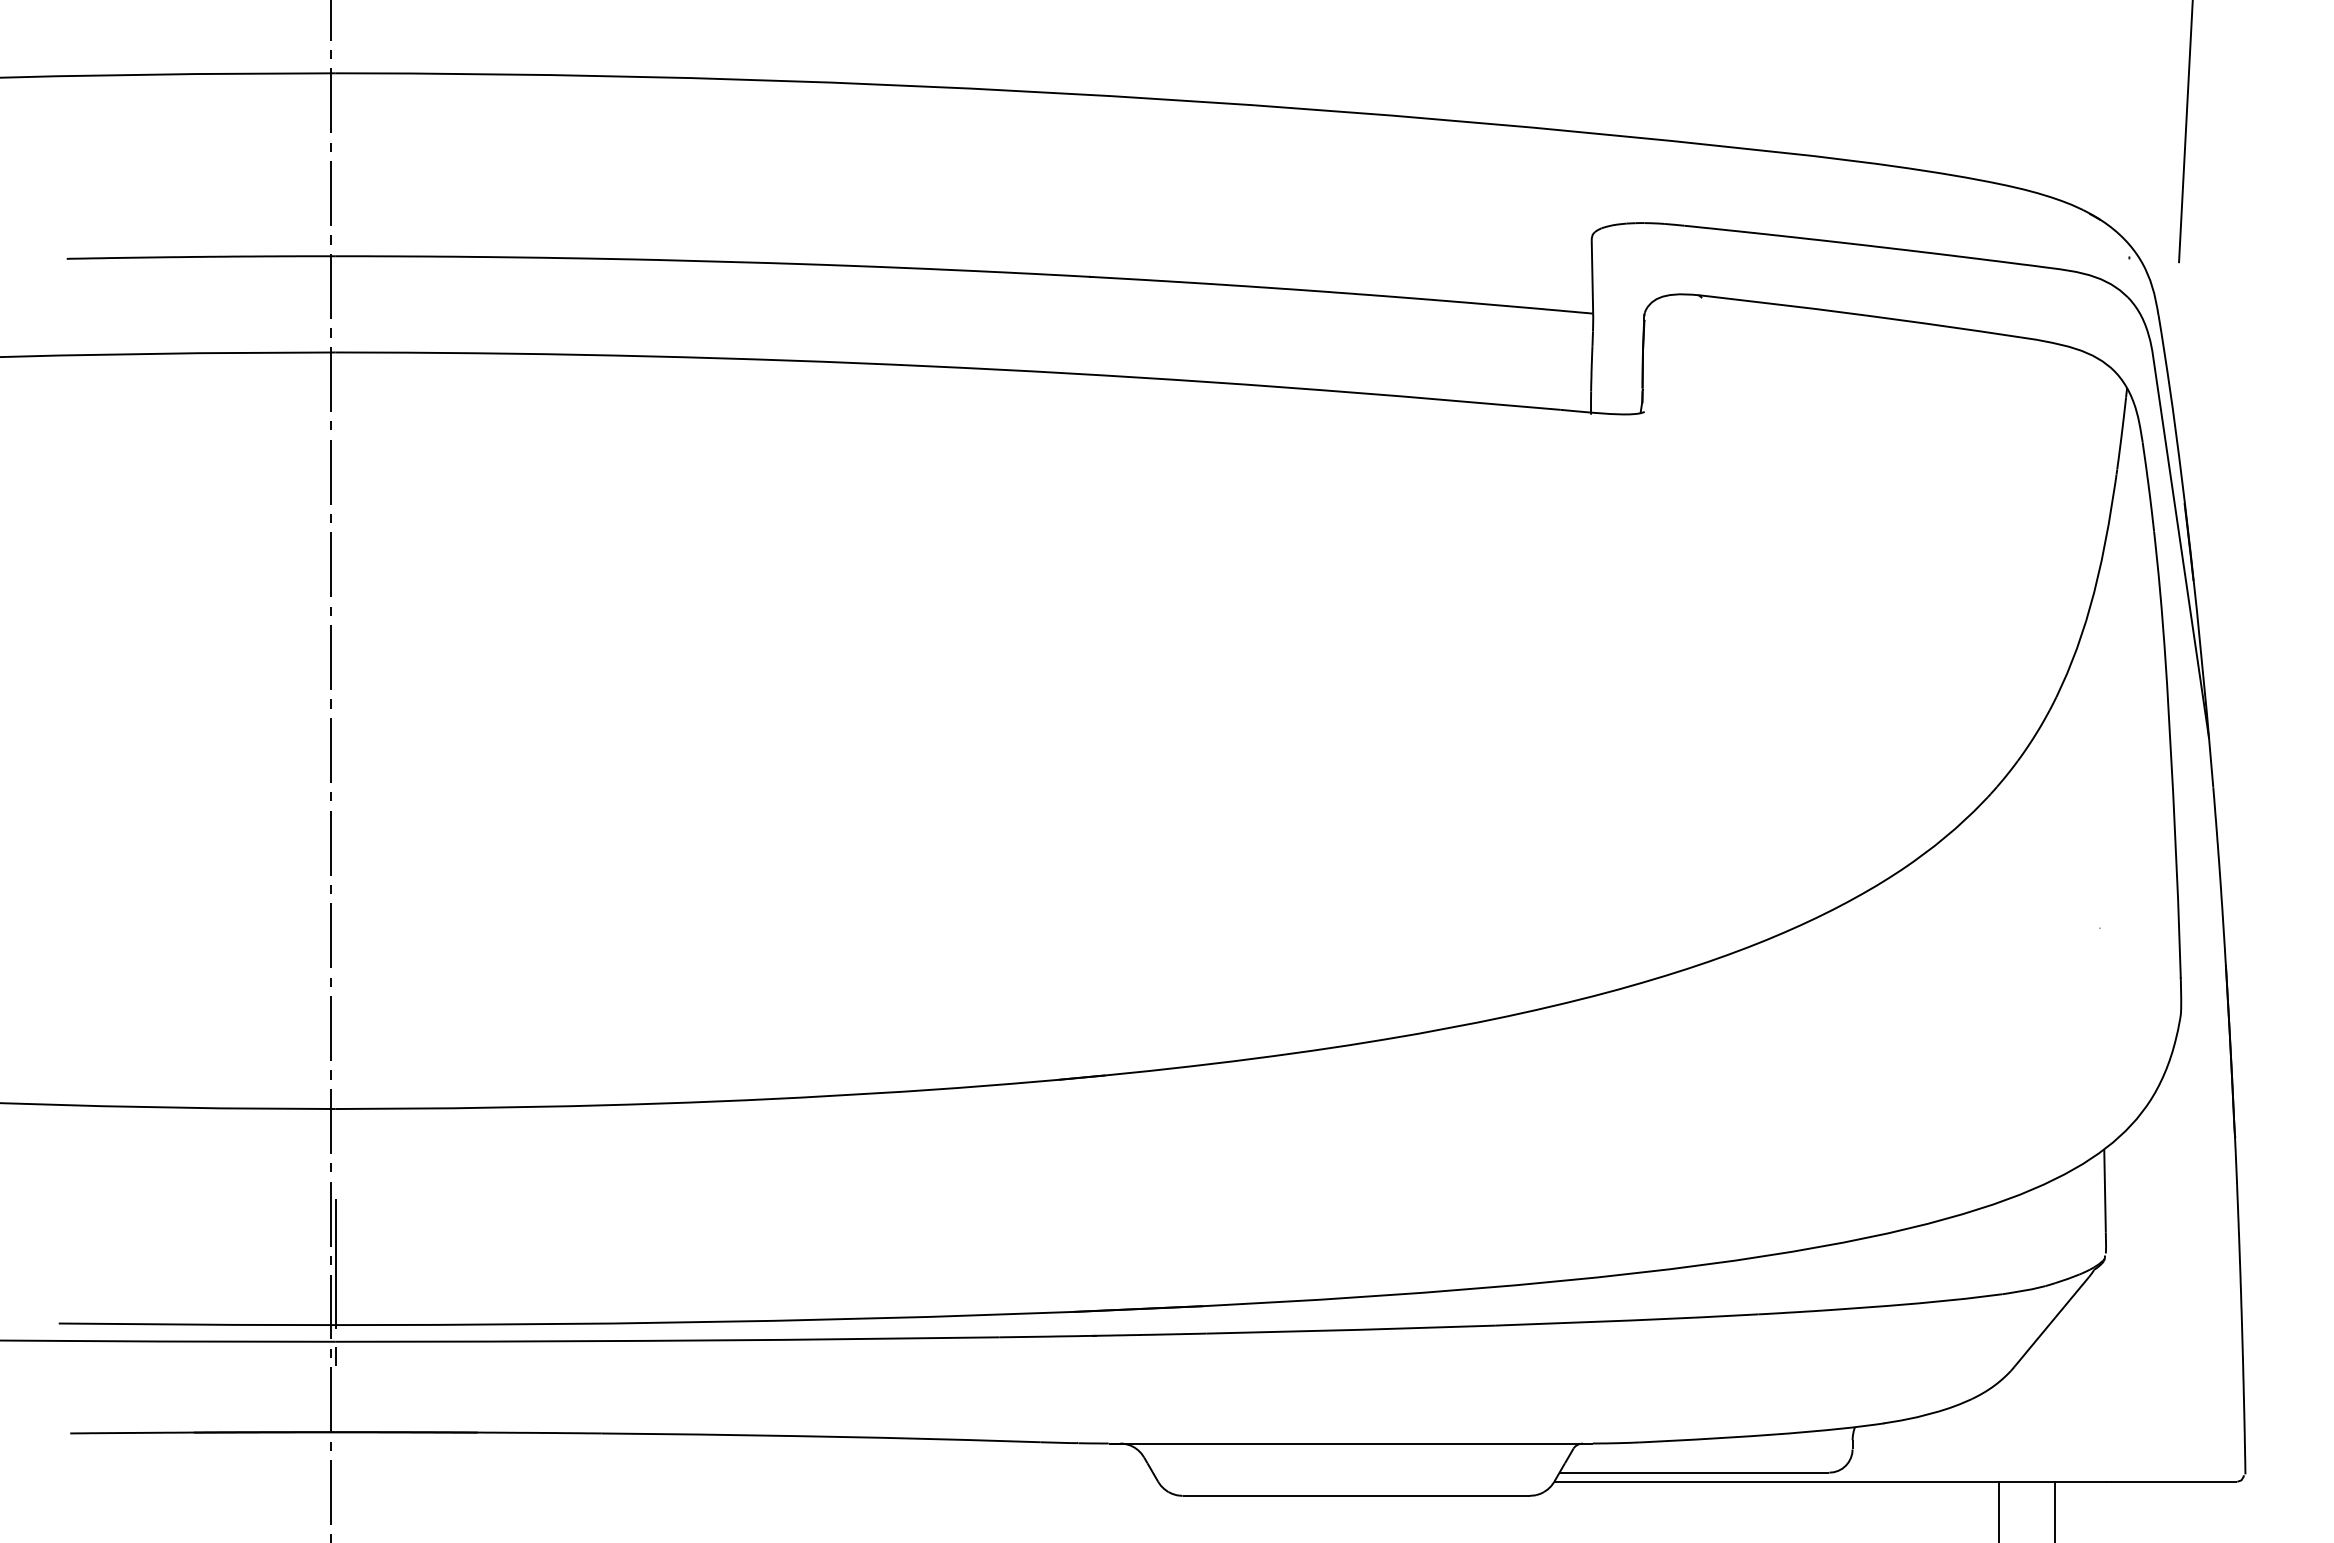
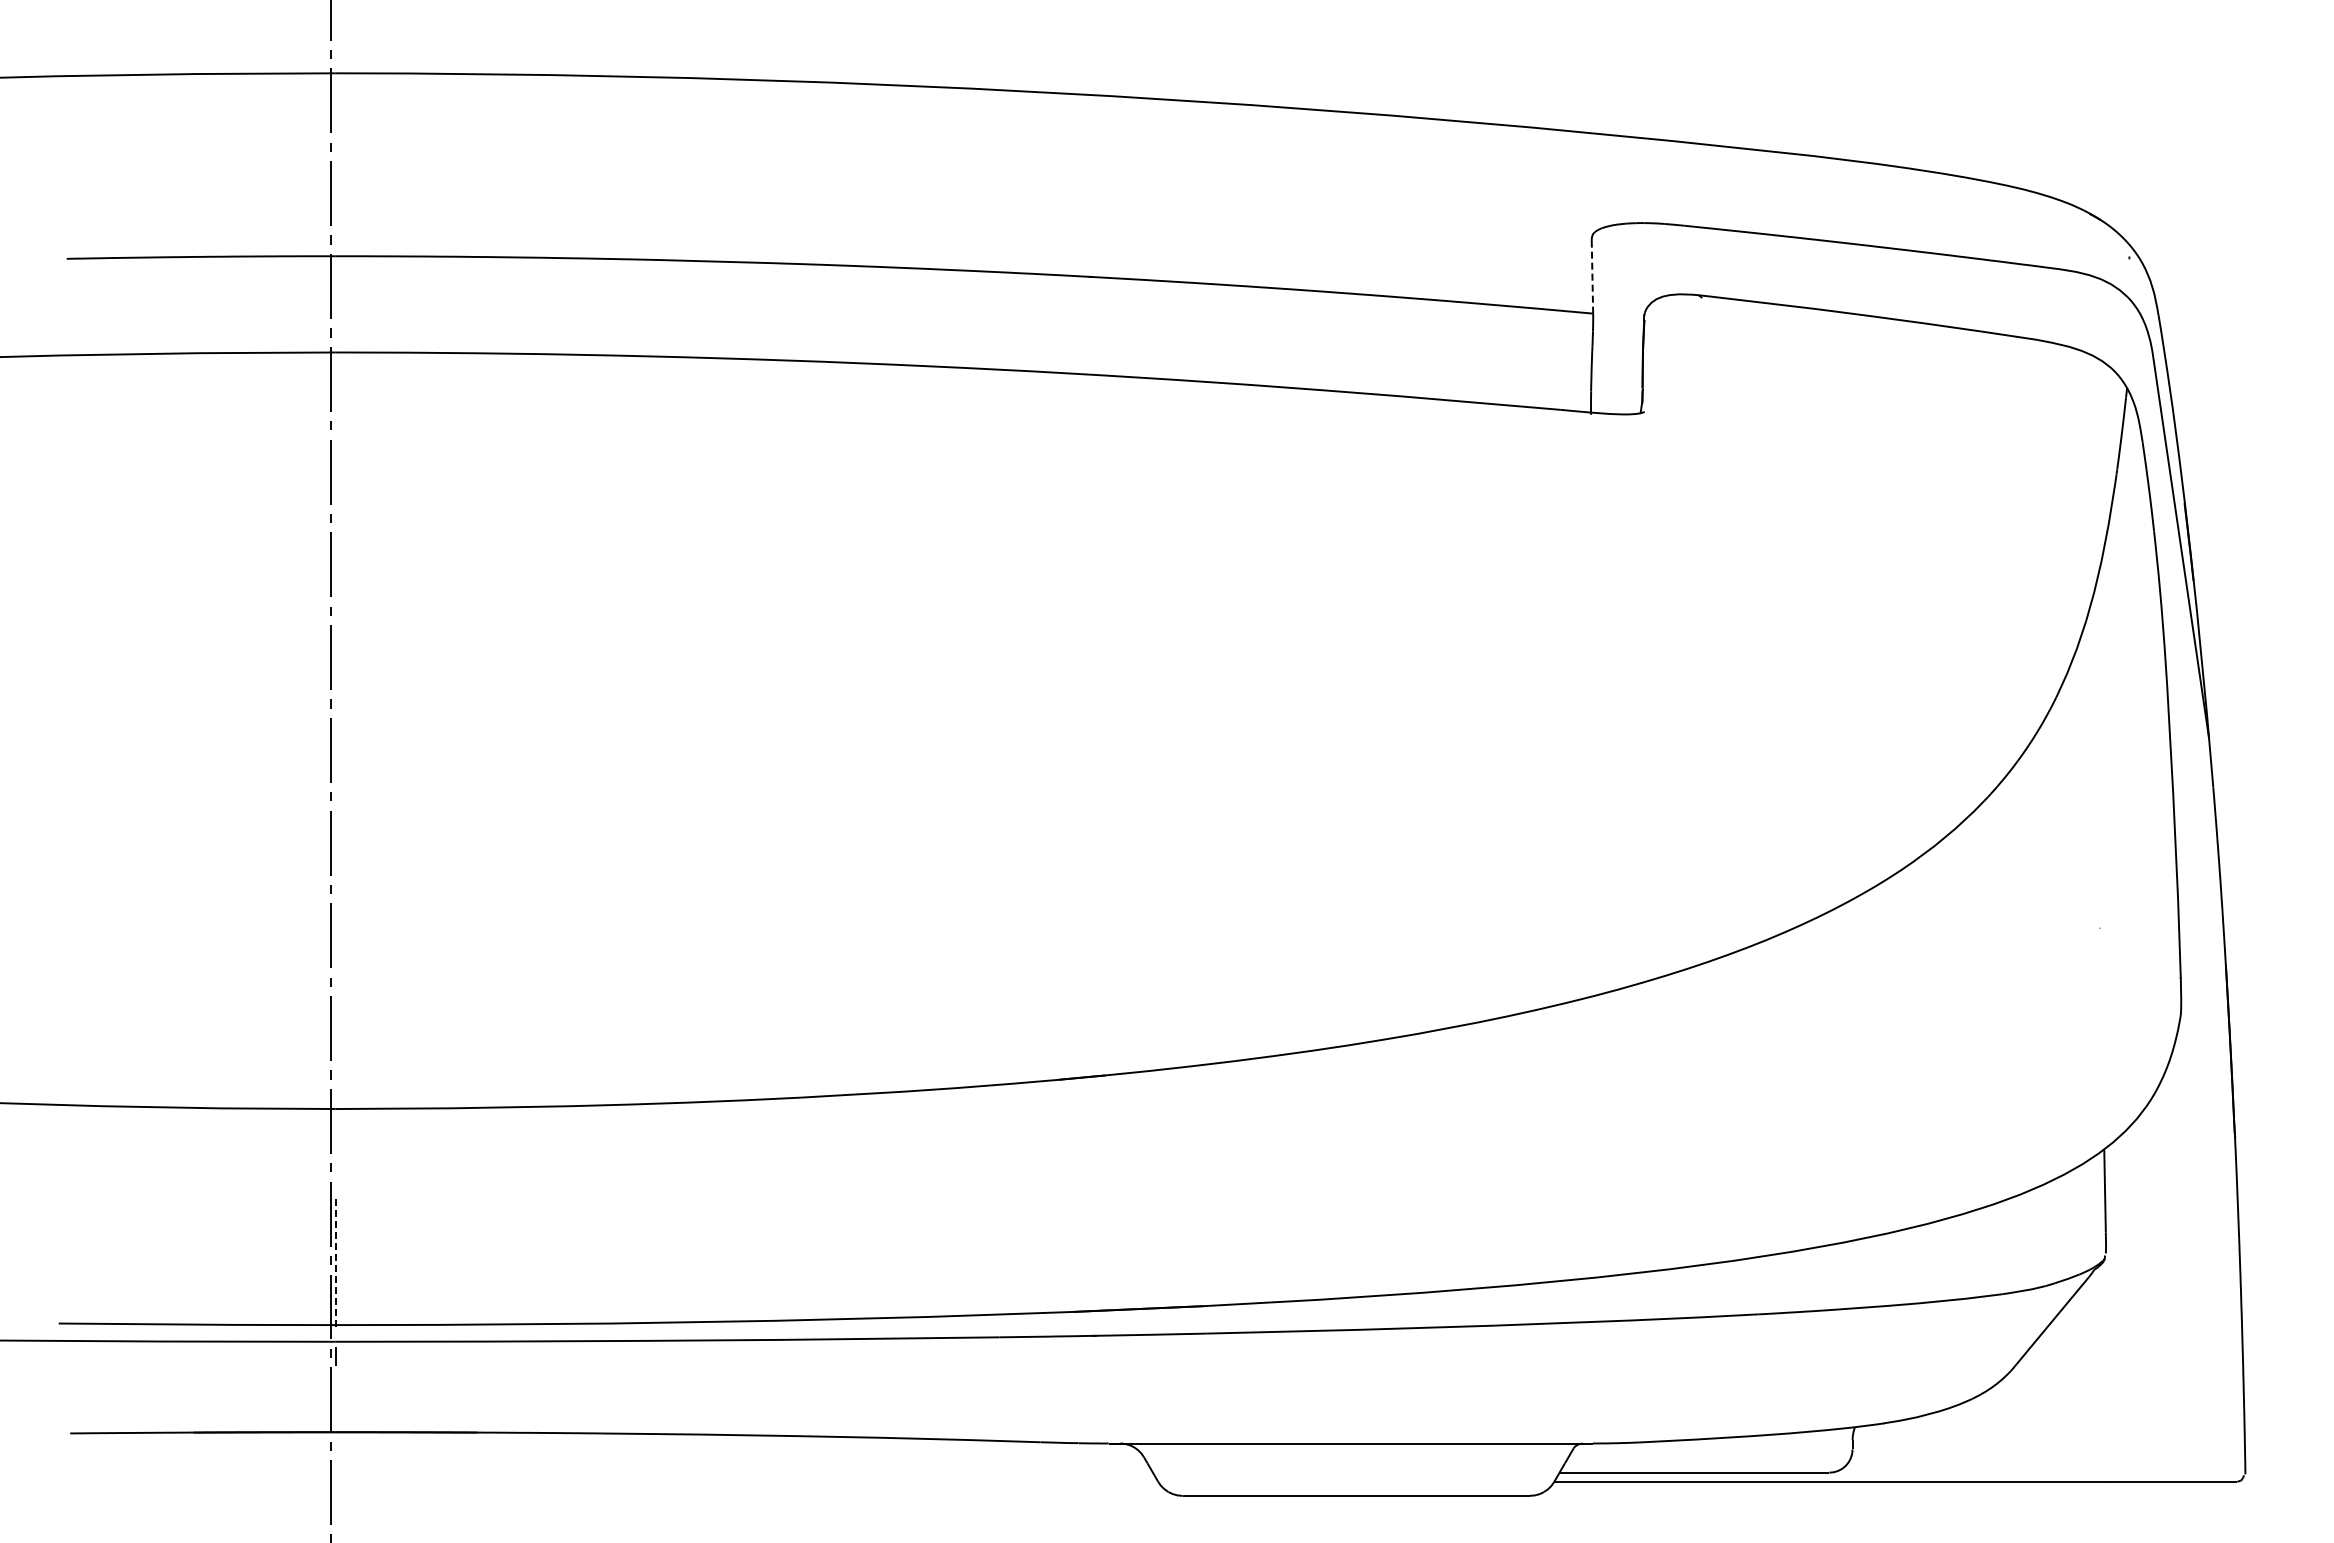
line: present -> none (2185, 132)
line: solid -> dashed (1592, 276)
line: solid -> dashed (335, 1263)
line: present -> none (1999, 1510)
line: present -> none (2055, 1510)
